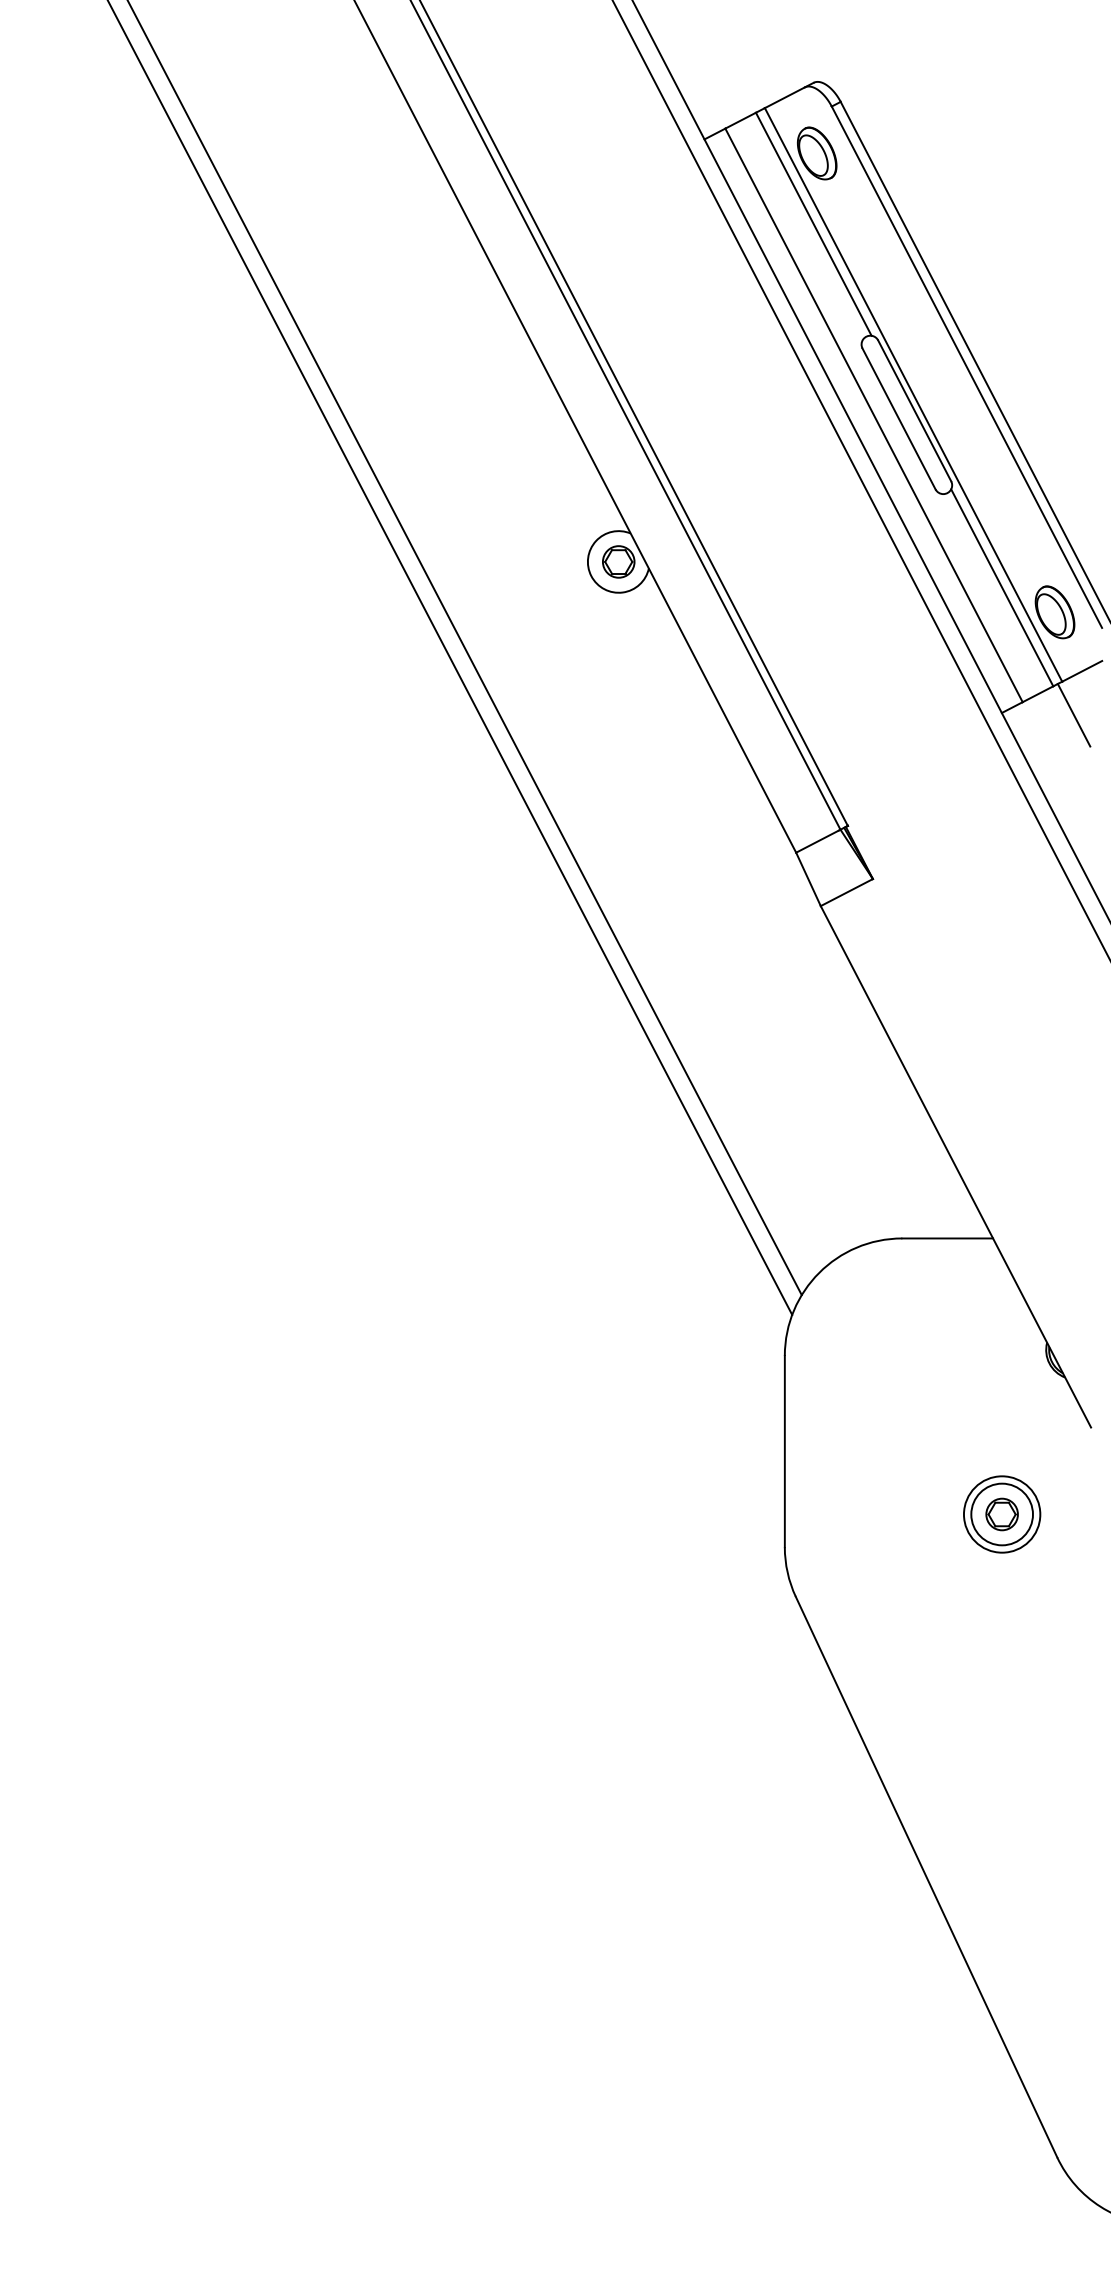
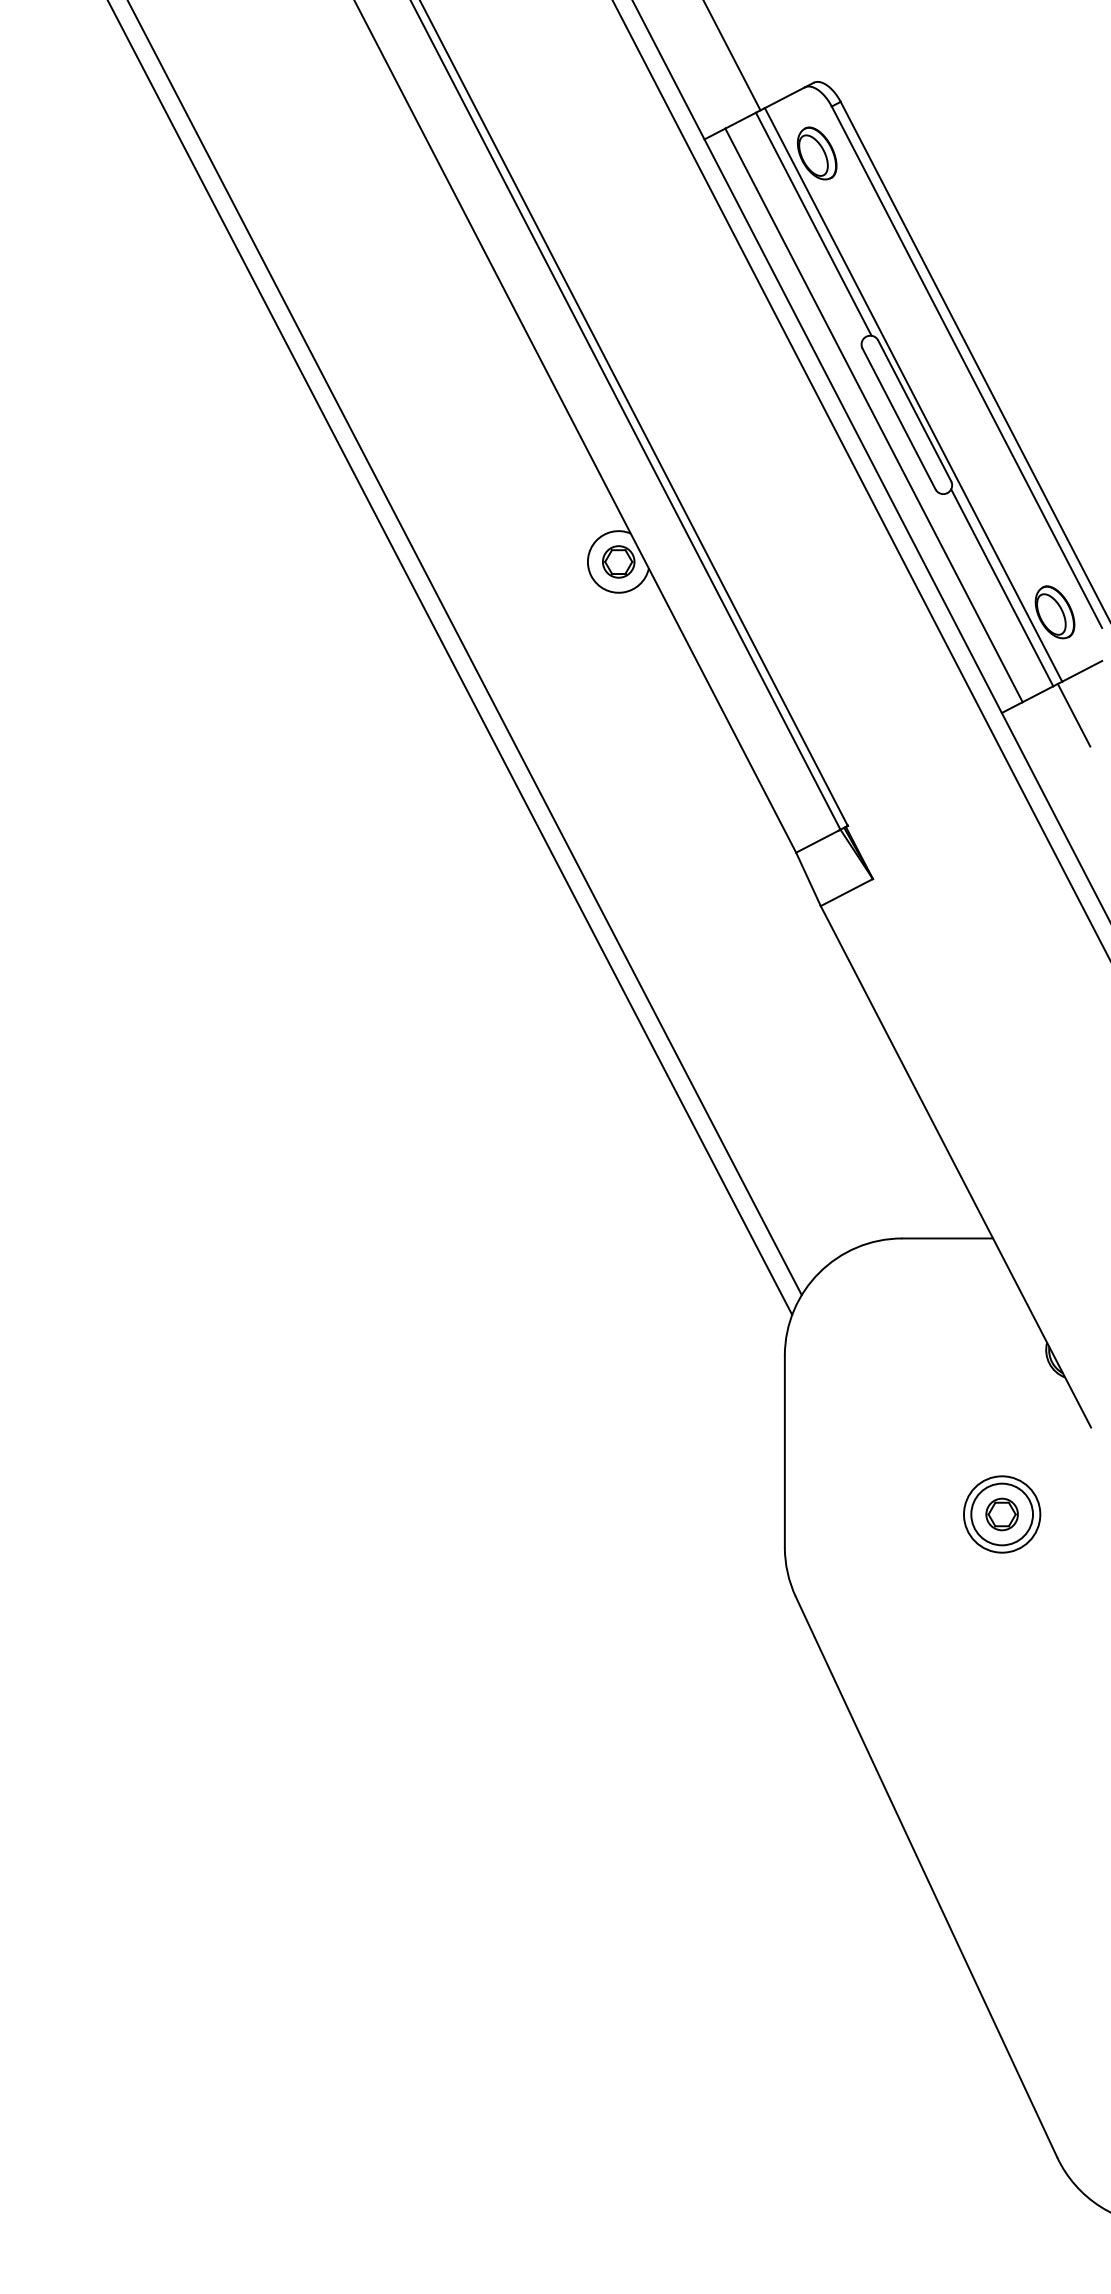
line: none -> present (732, 56)
